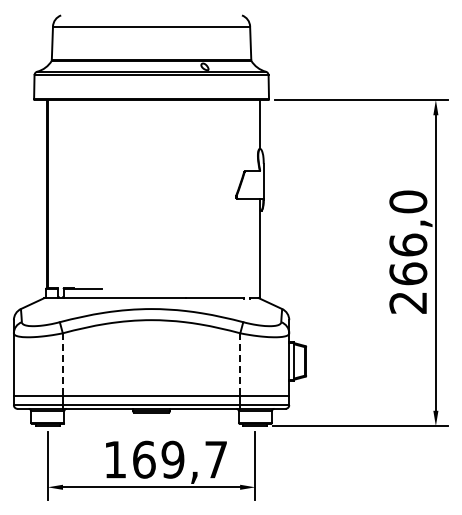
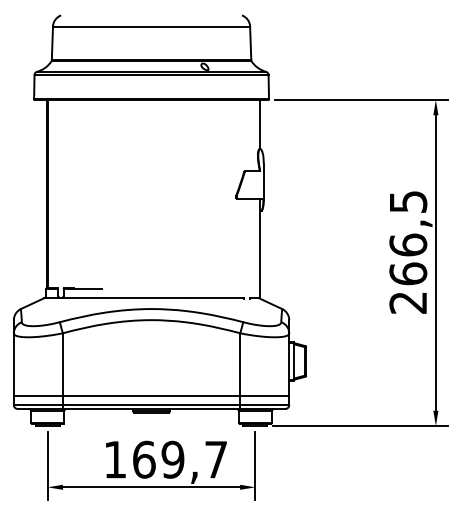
text: 266,0 -> 266,5 (408, 201)
line: dashed -> solid (62, 365)
line: dashed -> solid (240, 365)
